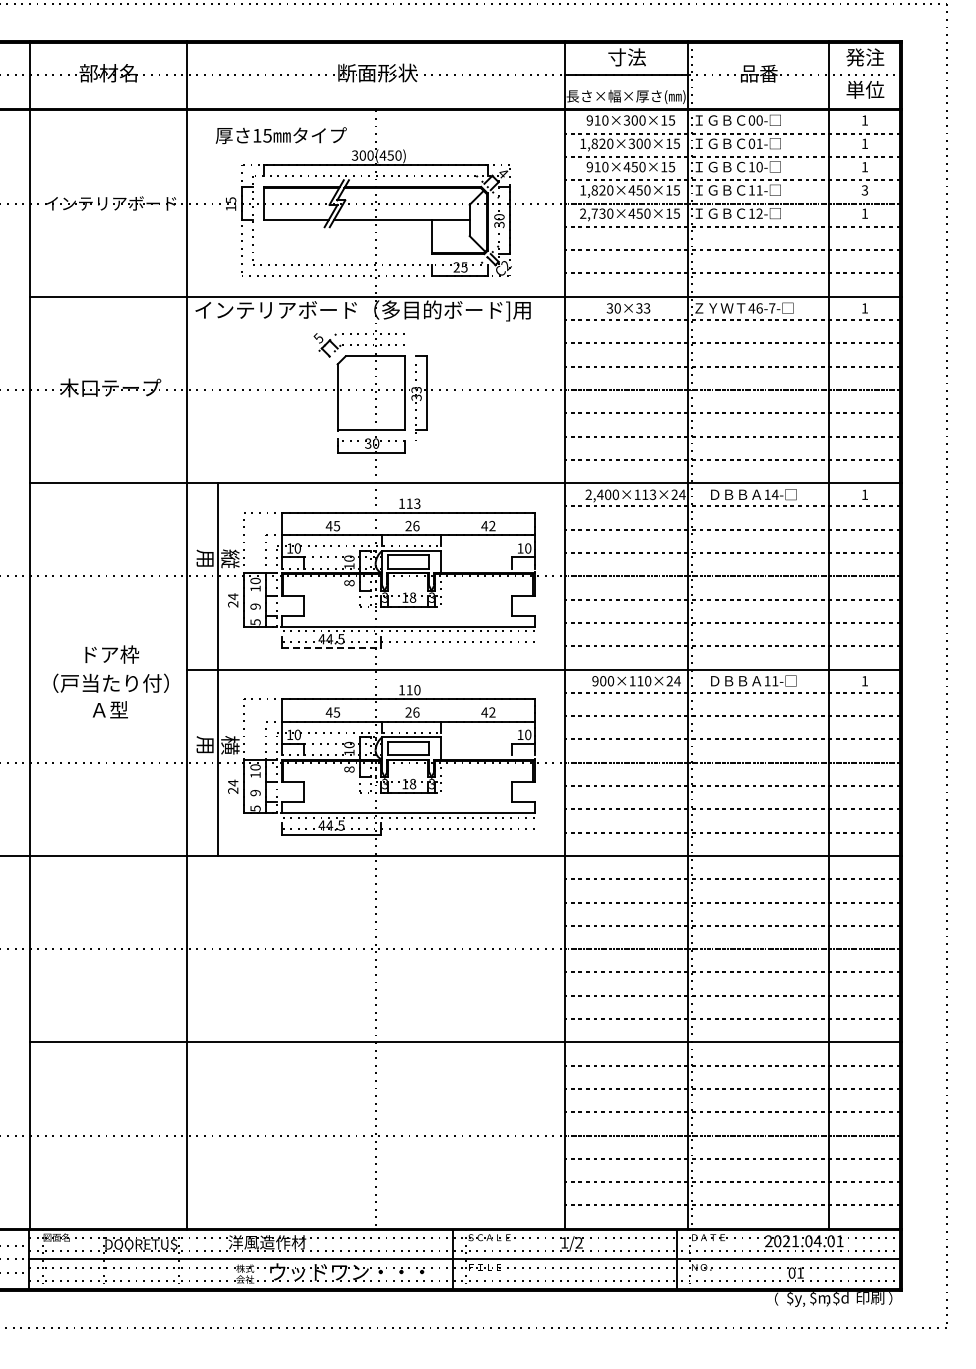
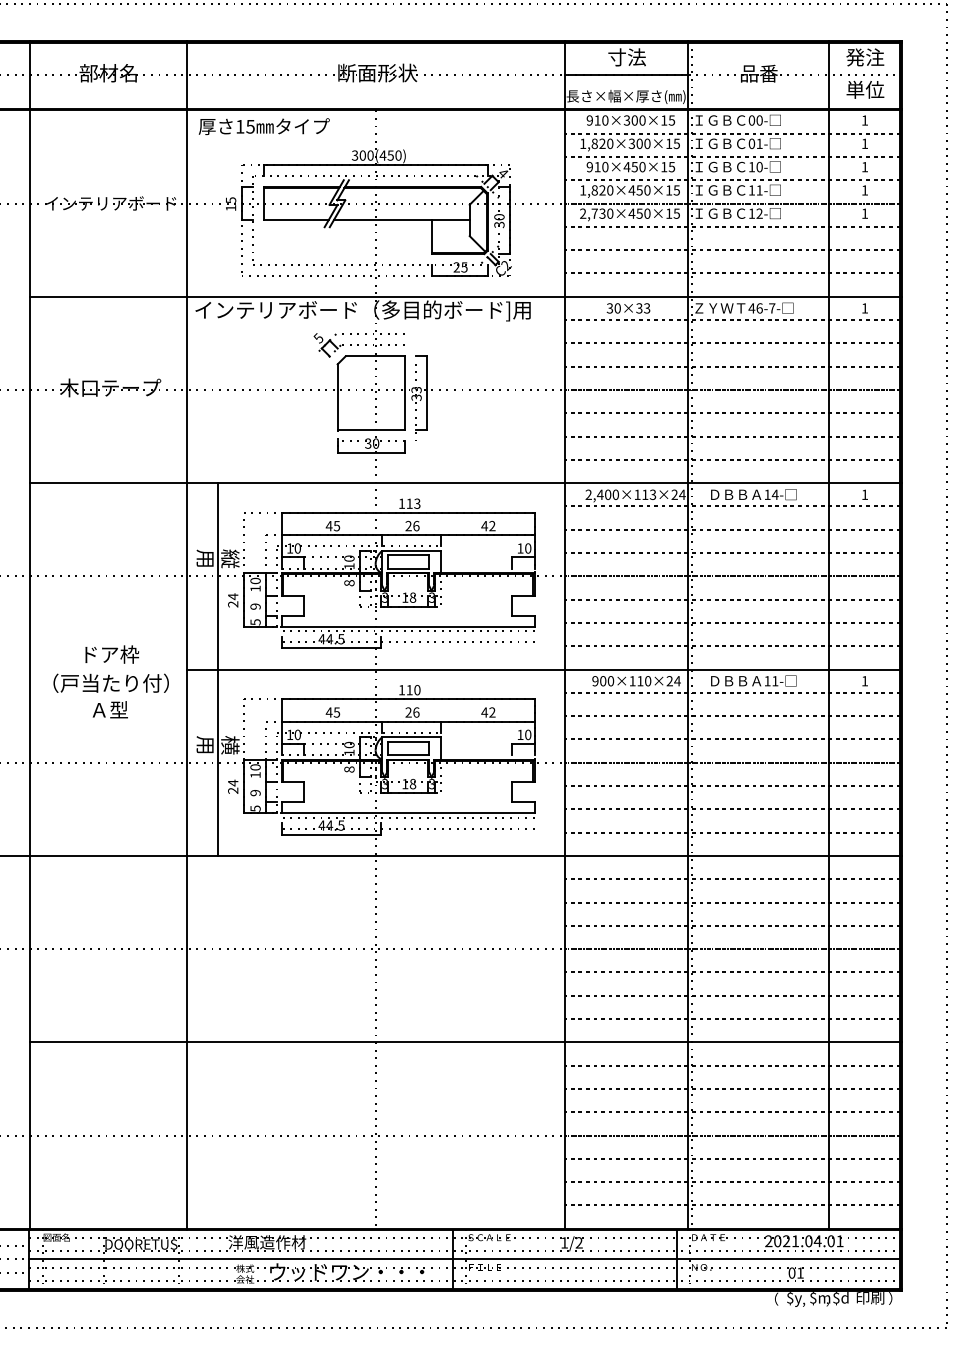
text position: (280, 135) -> (263, 126) (263, 126)
text: 3 -> 1 (864, 190)
line: dashed -> solid (331, 648)
